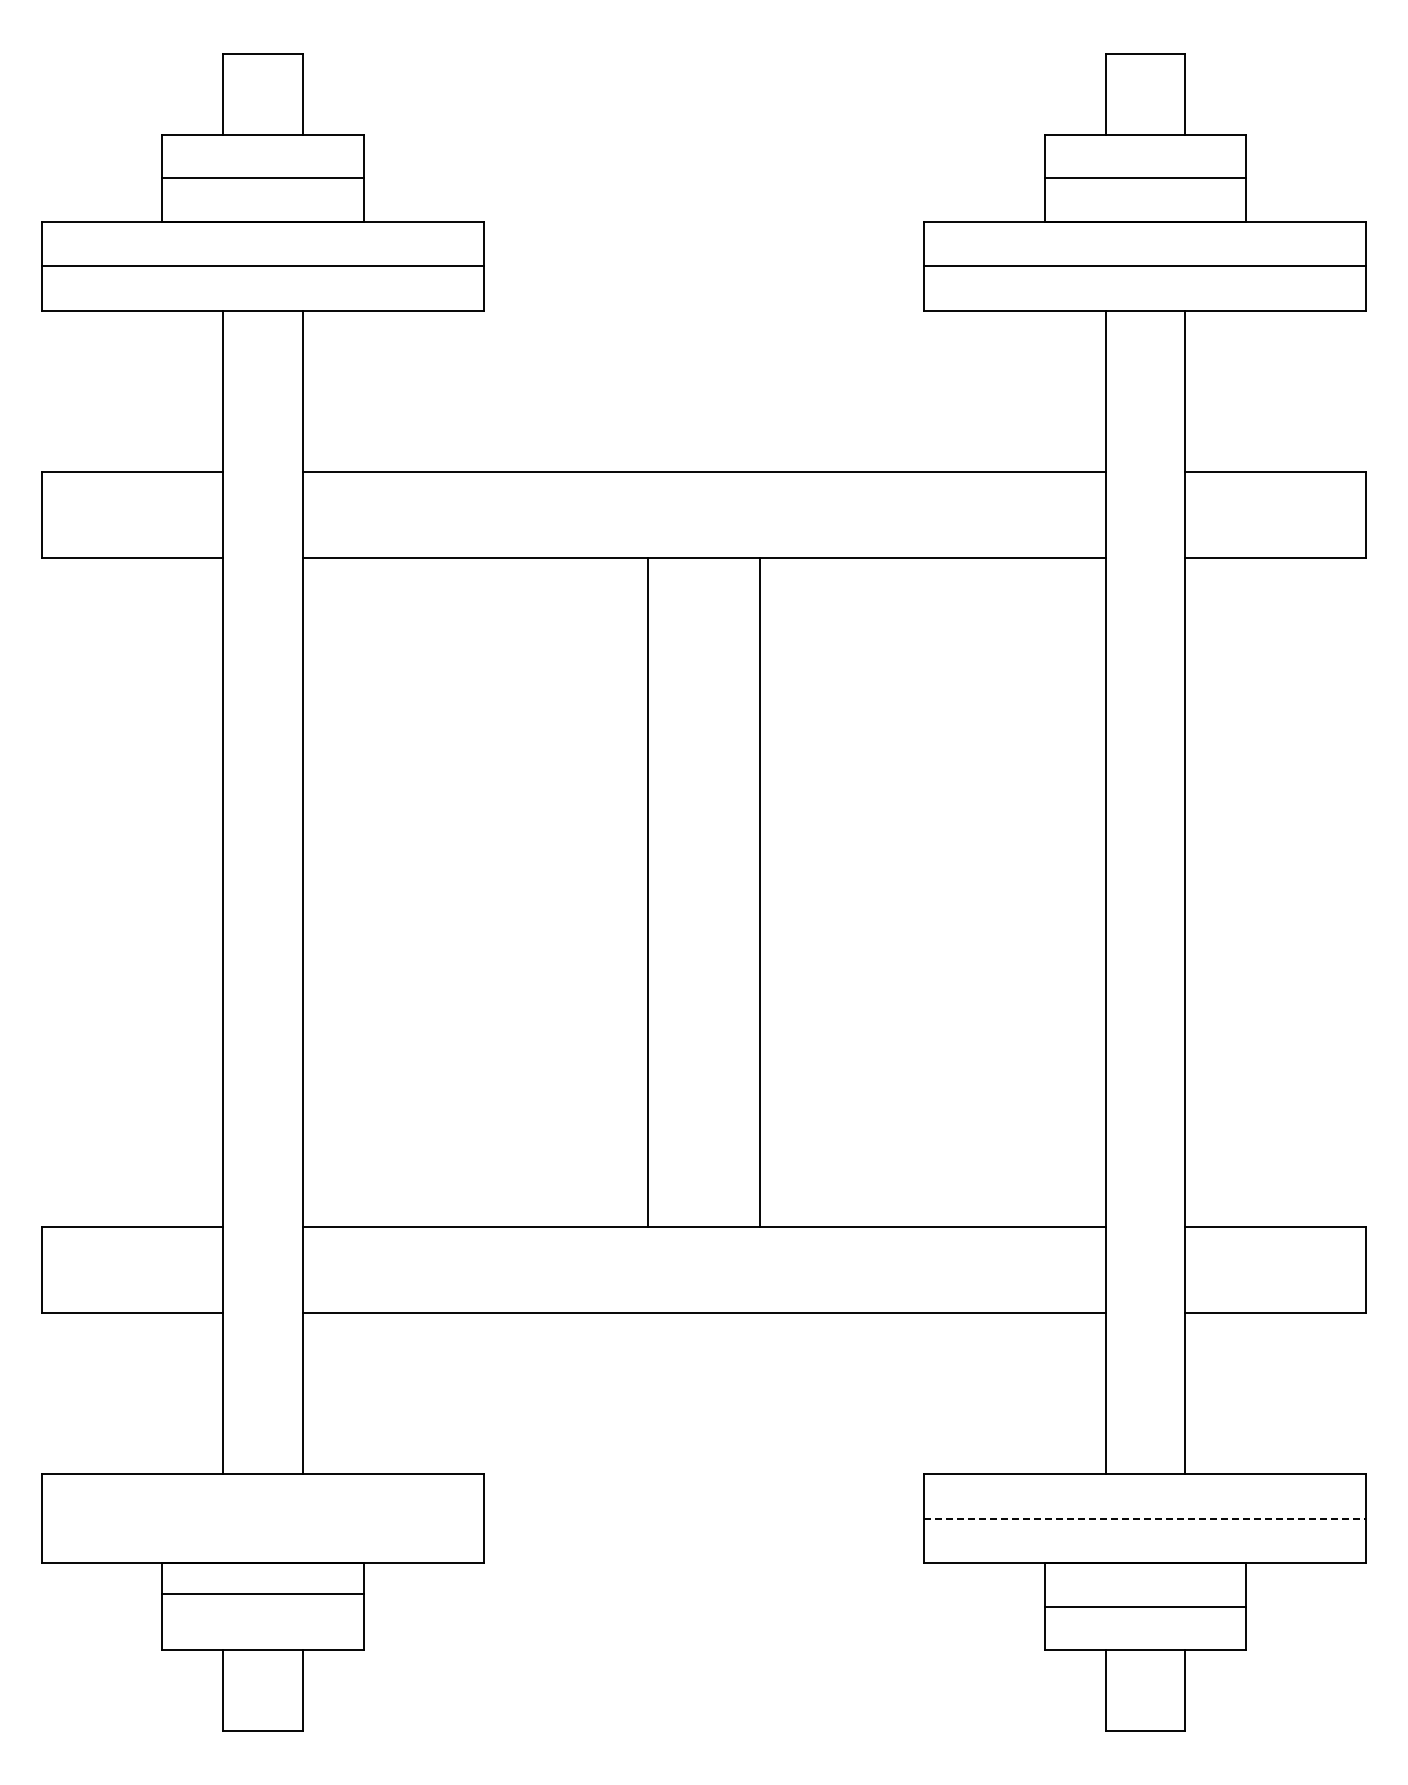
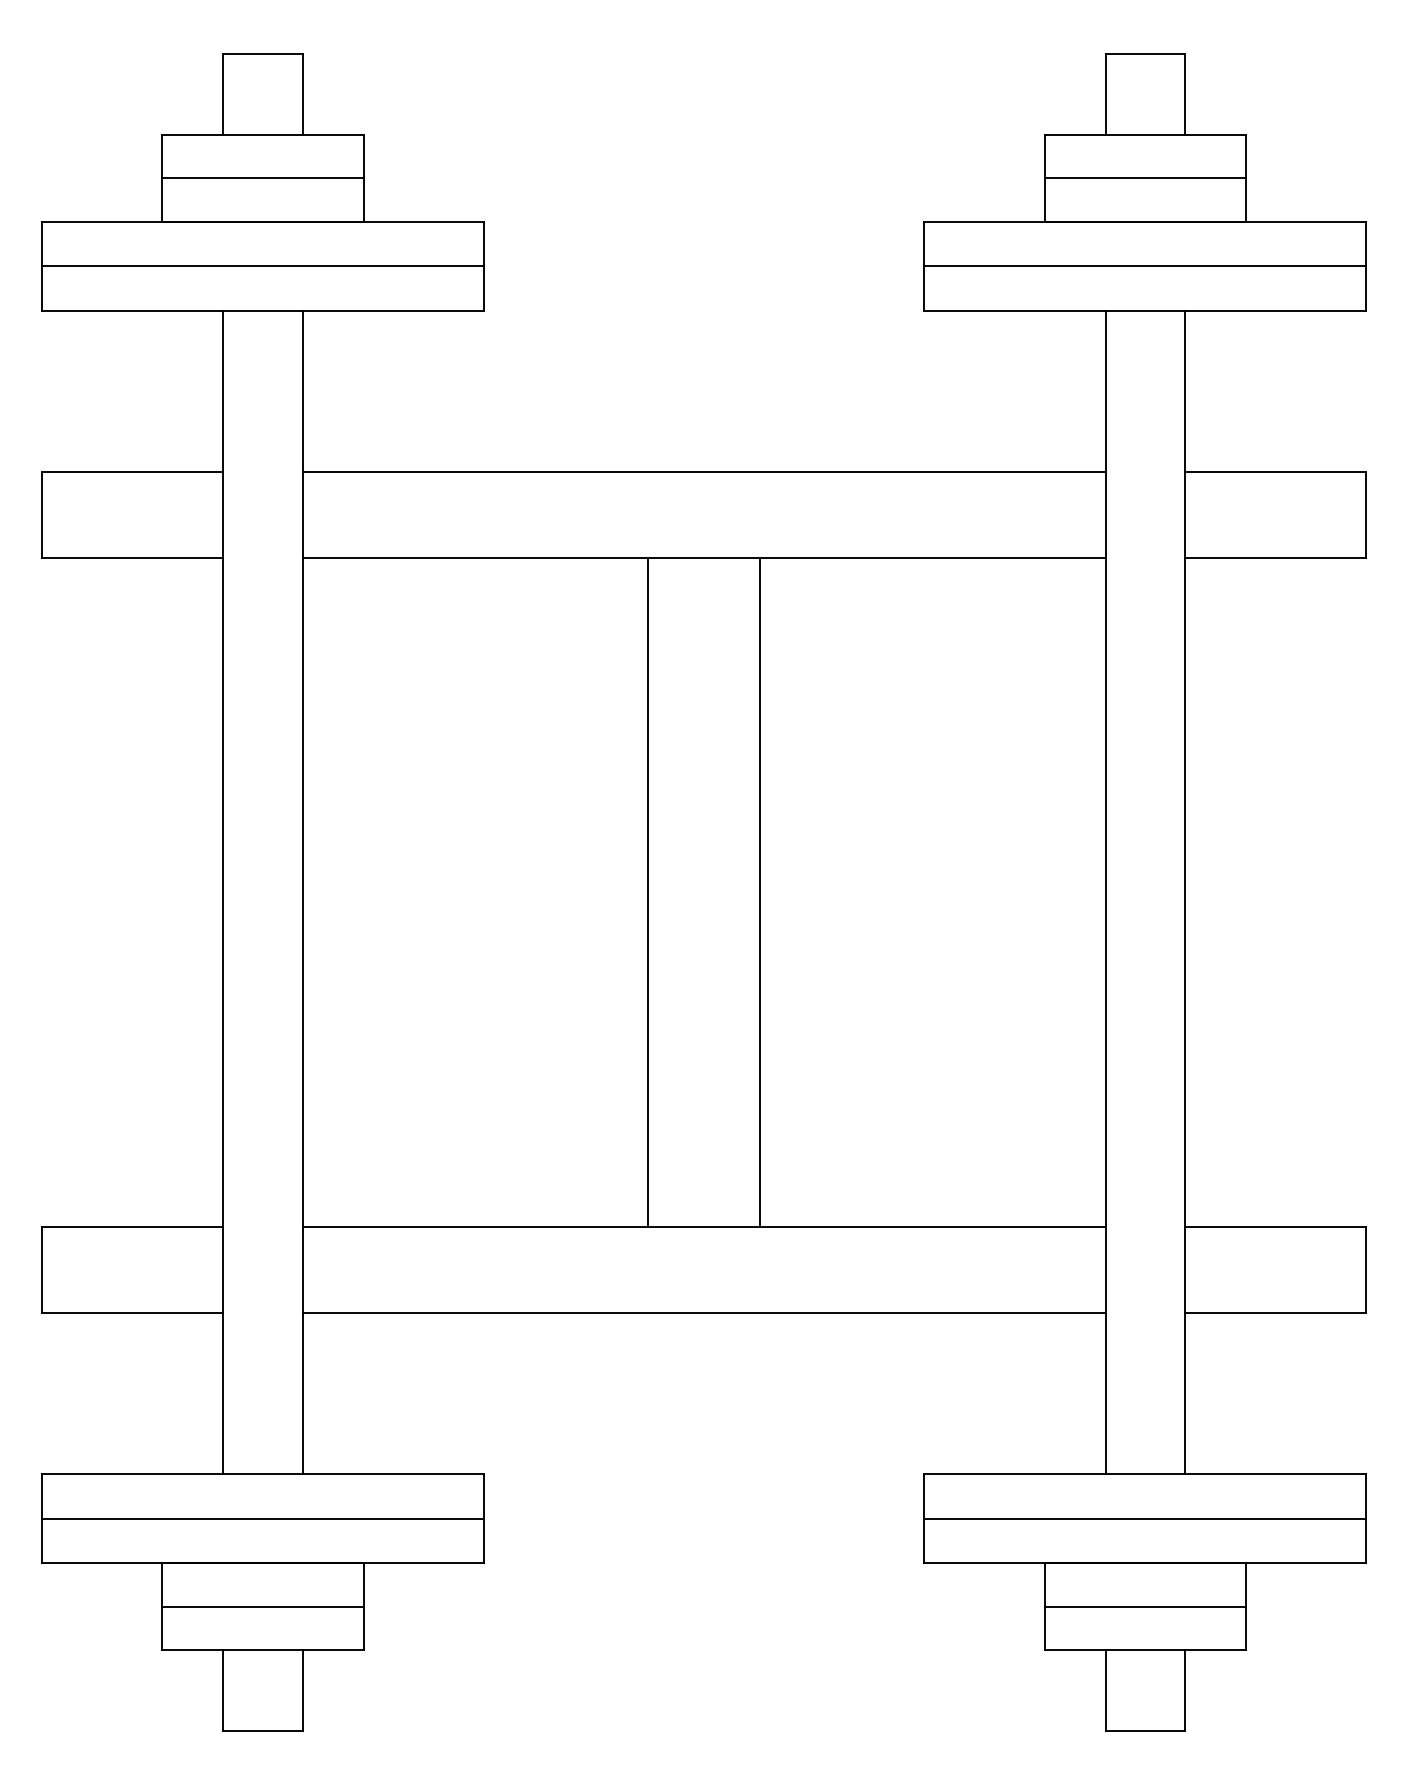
line: none -> present (262, 1518)
line: dashed -> solid (1145, 1518)
line position: (262, 1593) -> (262, 1606) (262, 1606)
